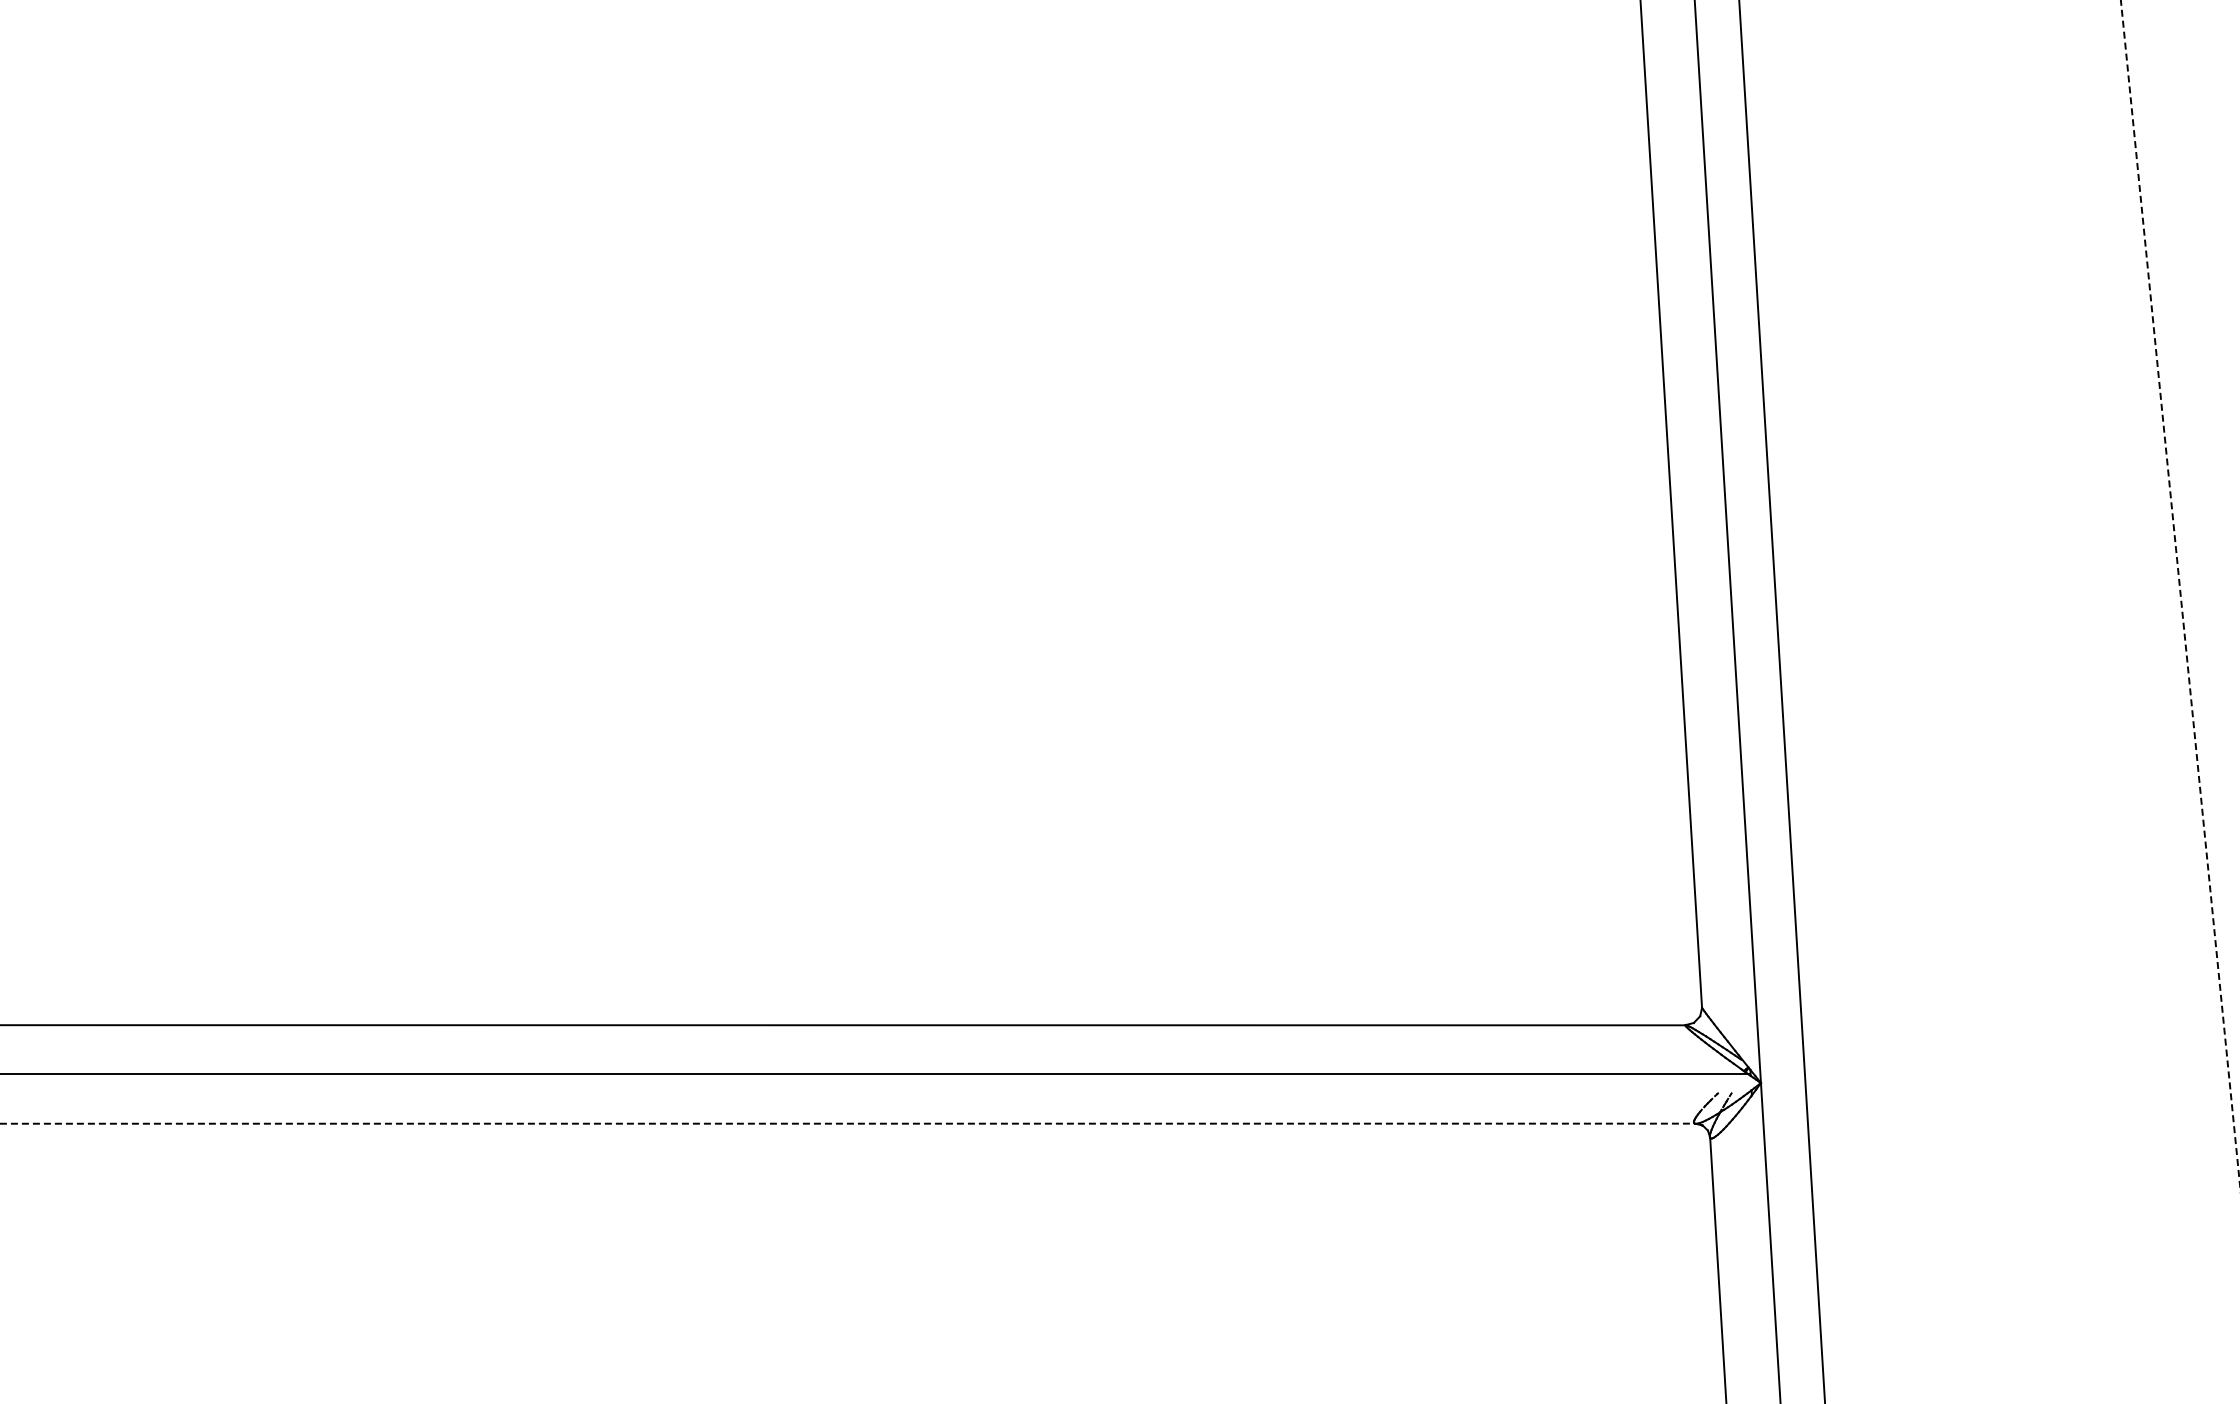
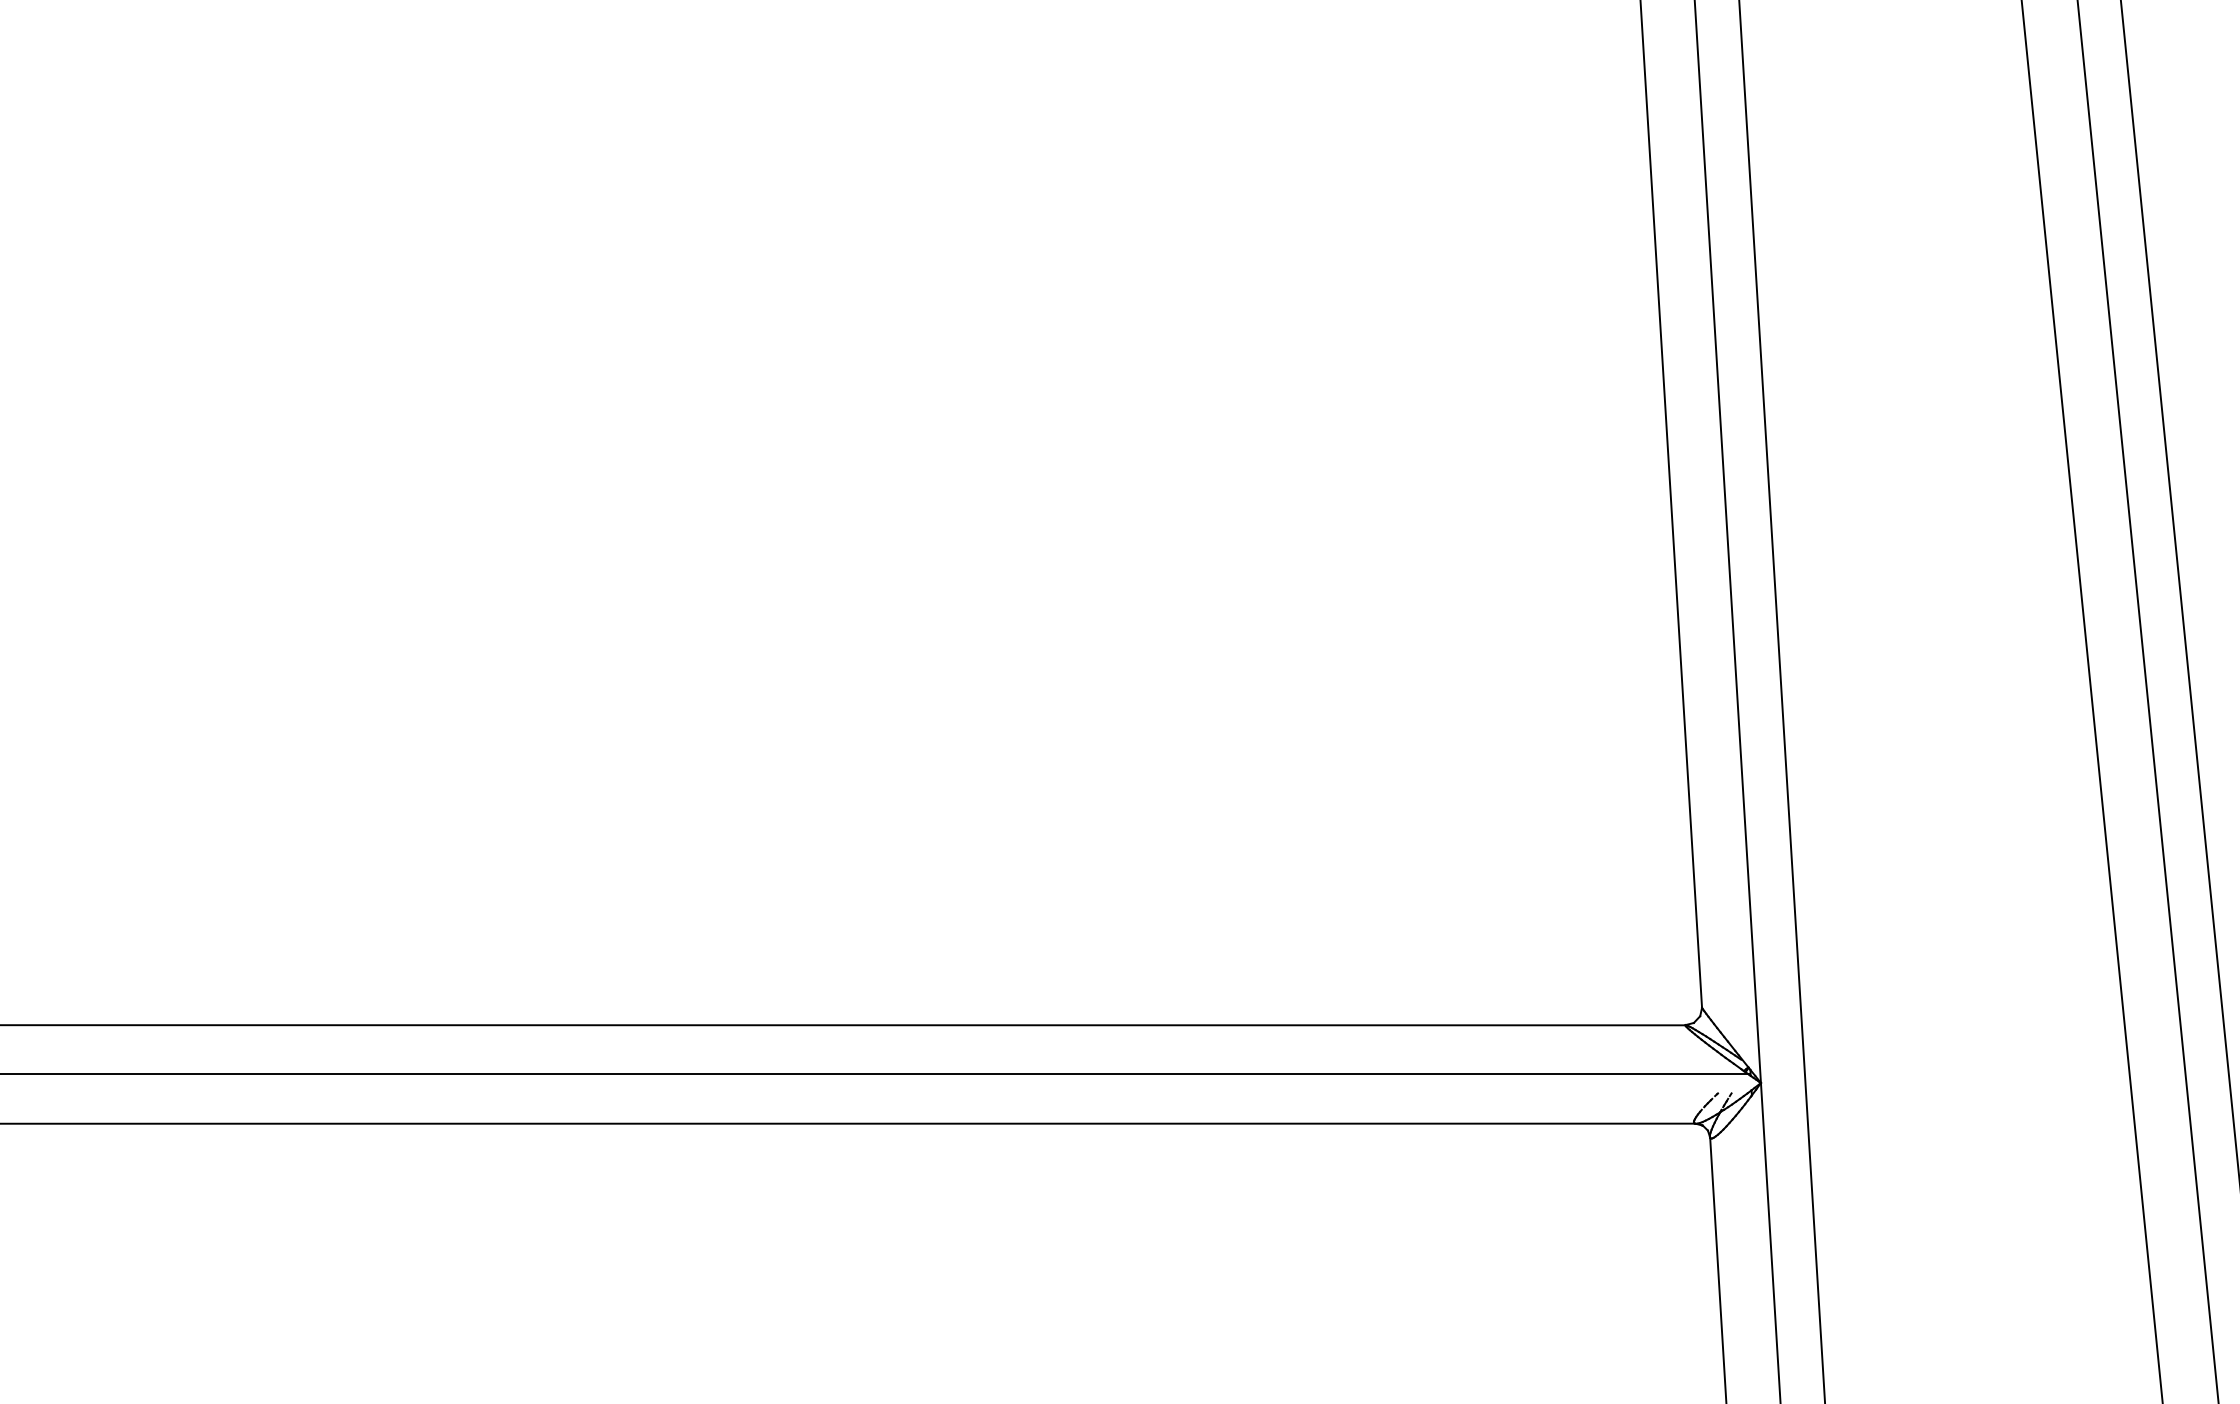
line: dashed -> solid (2180, 592)
line: none -> present (2091, 701)
line: none -> present (2147, 701)
line: dashed -> solid (847, 1123)
